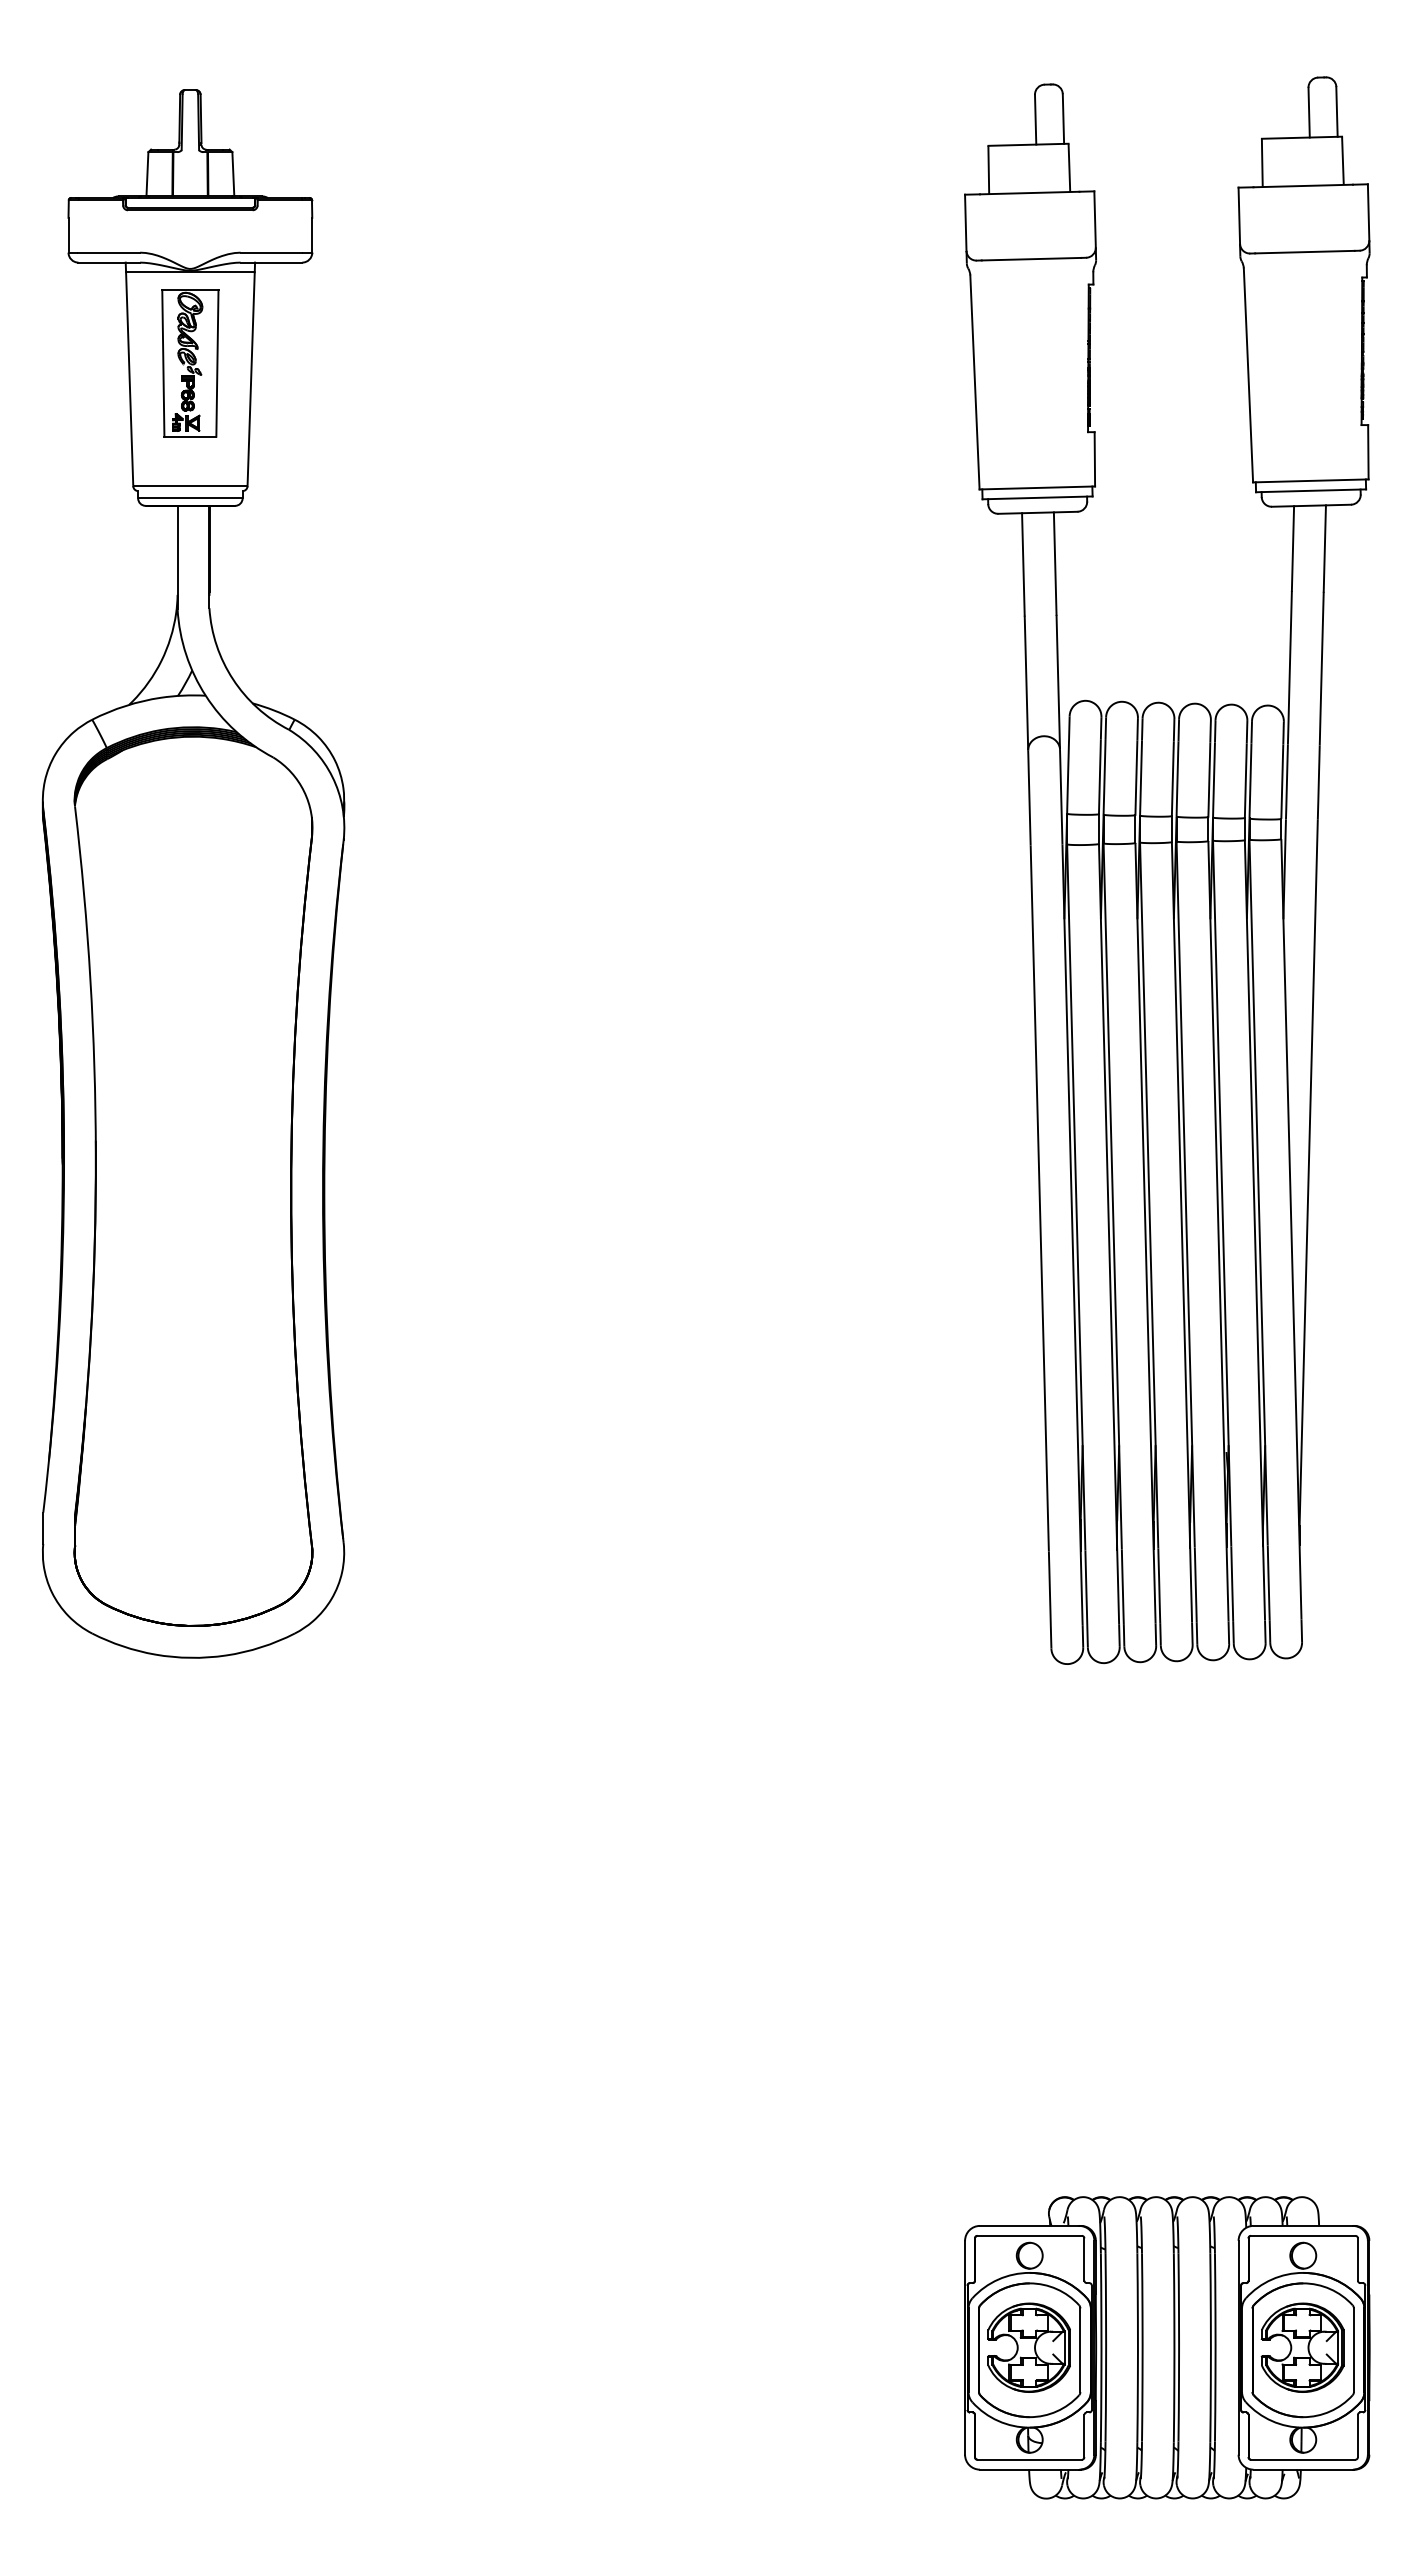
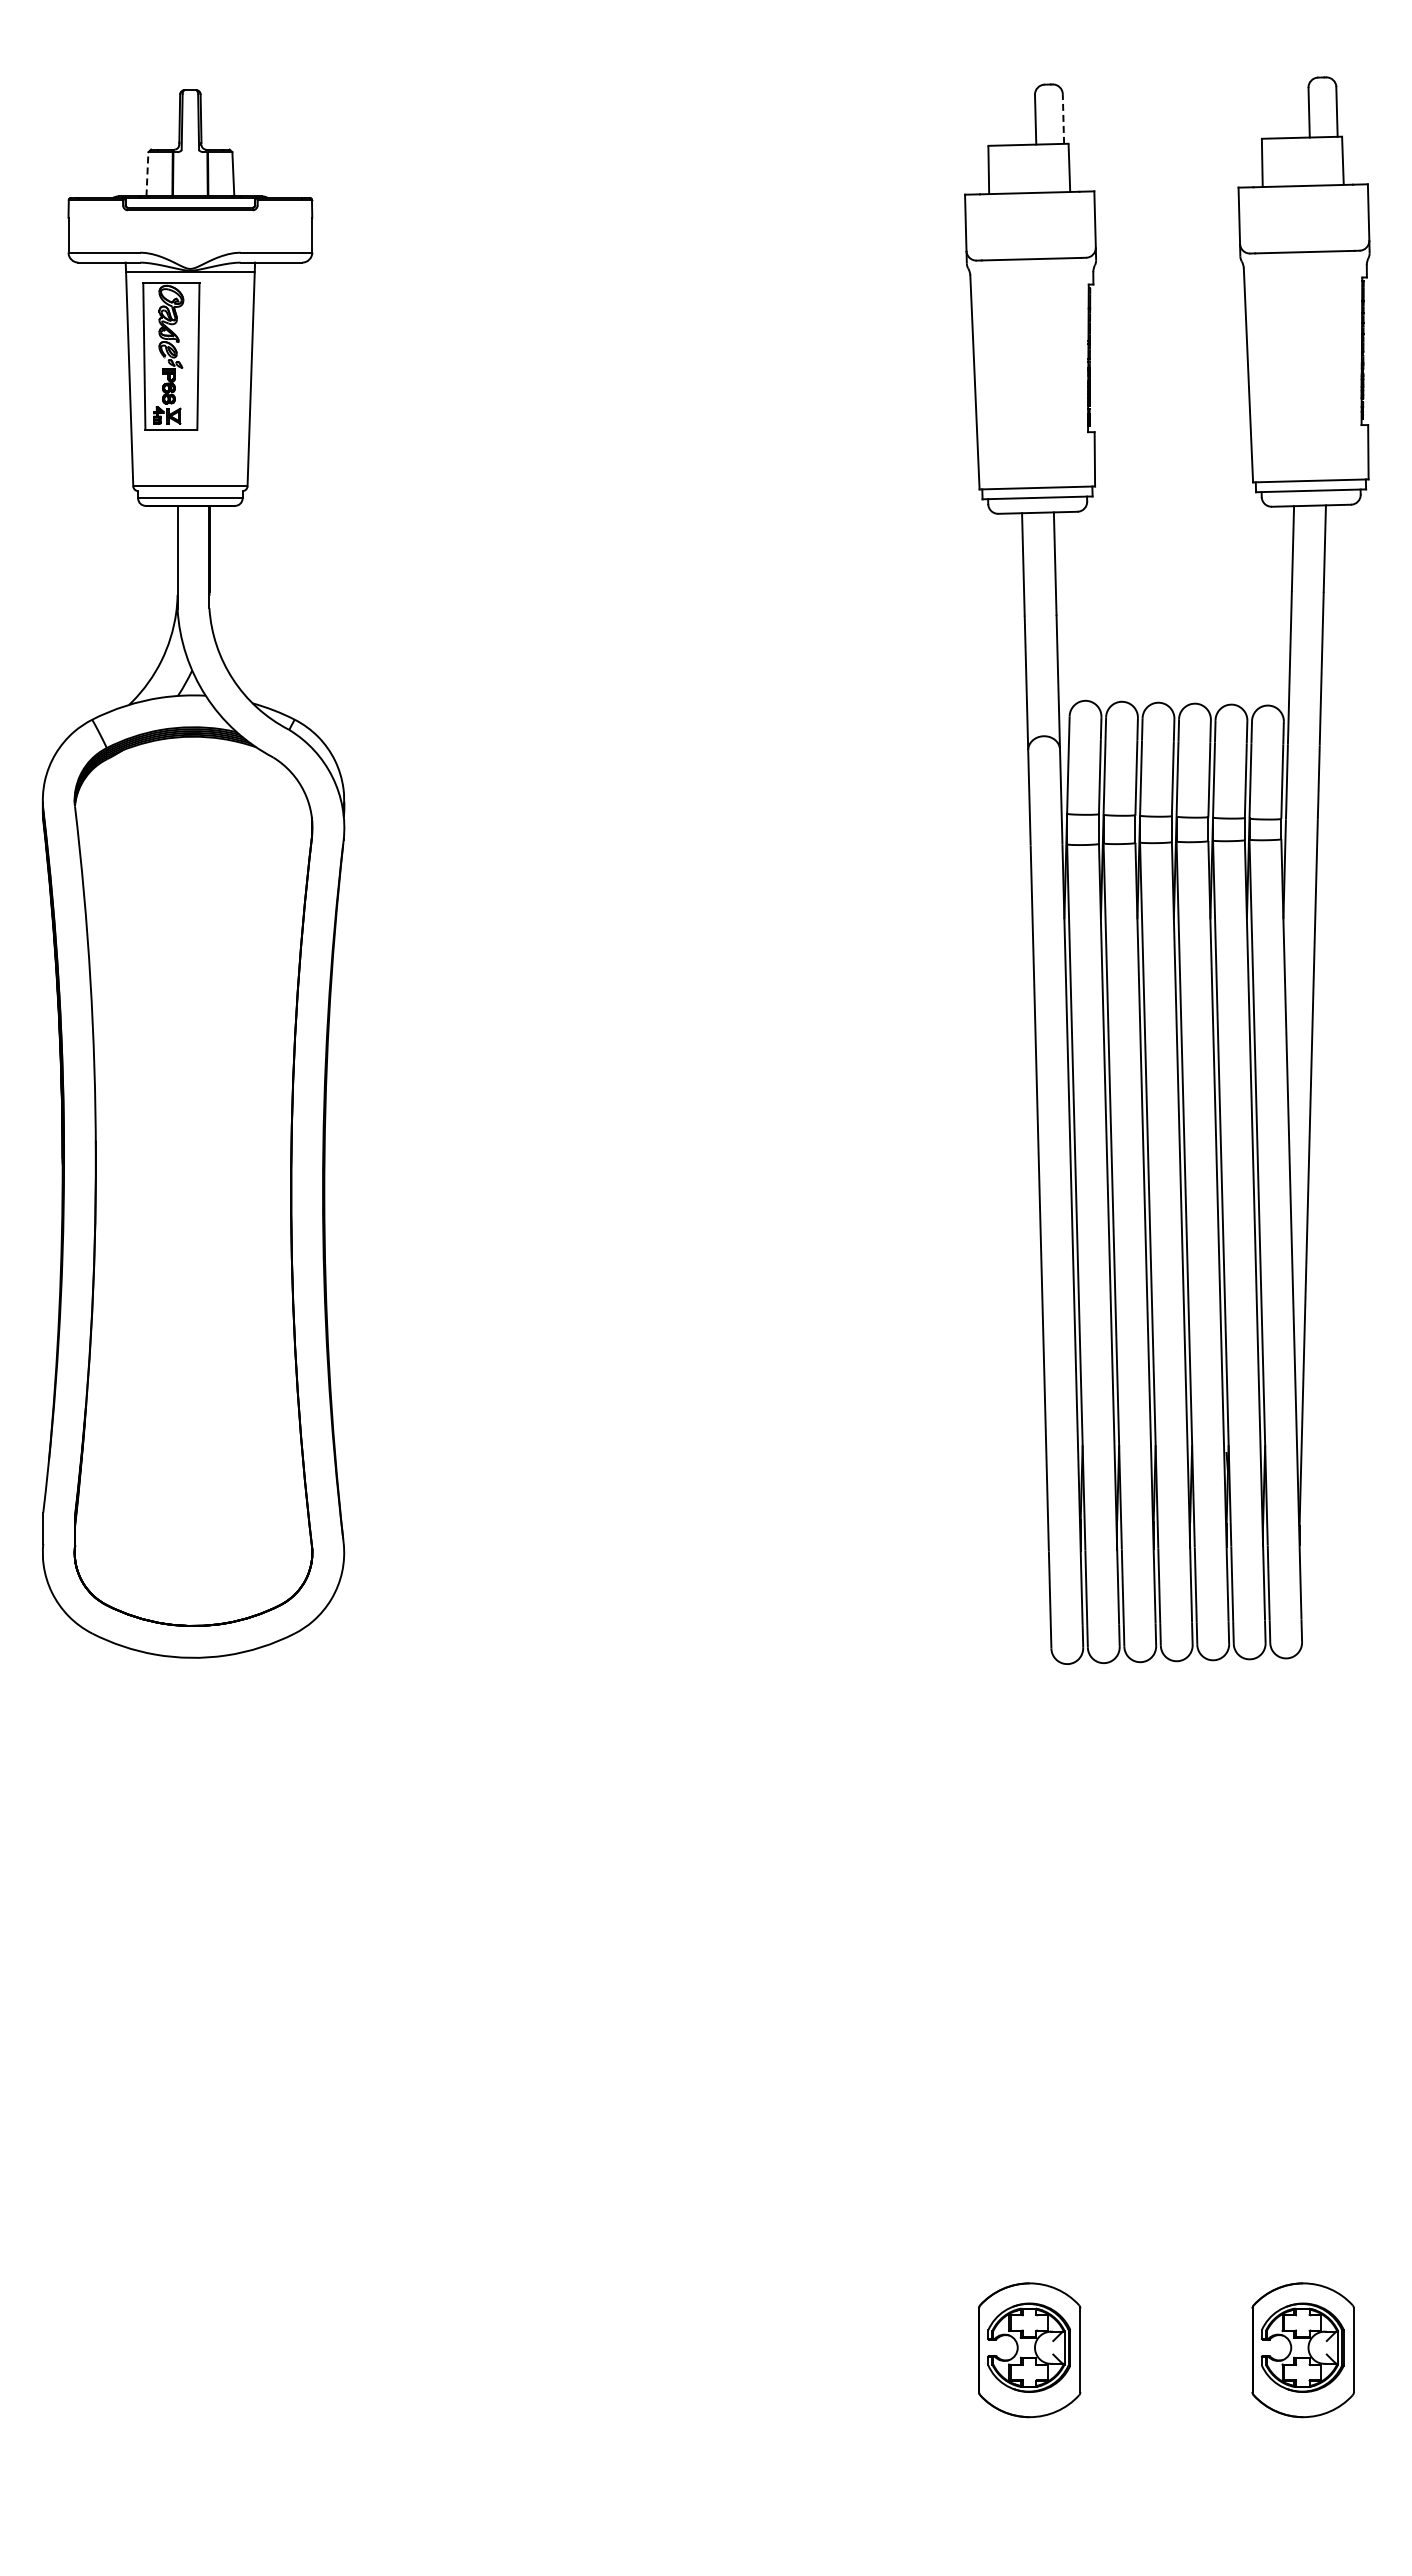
line: solid -> dashed (1063, 119)
line: solid -> dashed (147, 173)
part position: (190, 363) -> (171, 356) (171, 356)
part: present -> none (1167, 2347)
